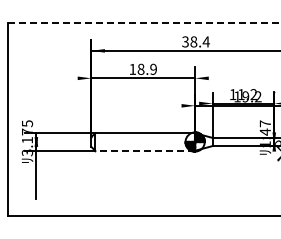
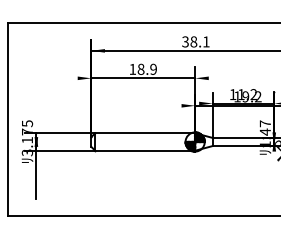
line: dashed -> solid (145, 22)
text: 38.4 -> 38.1 (205, 41)
line: dashed -> solid (145, 150)
